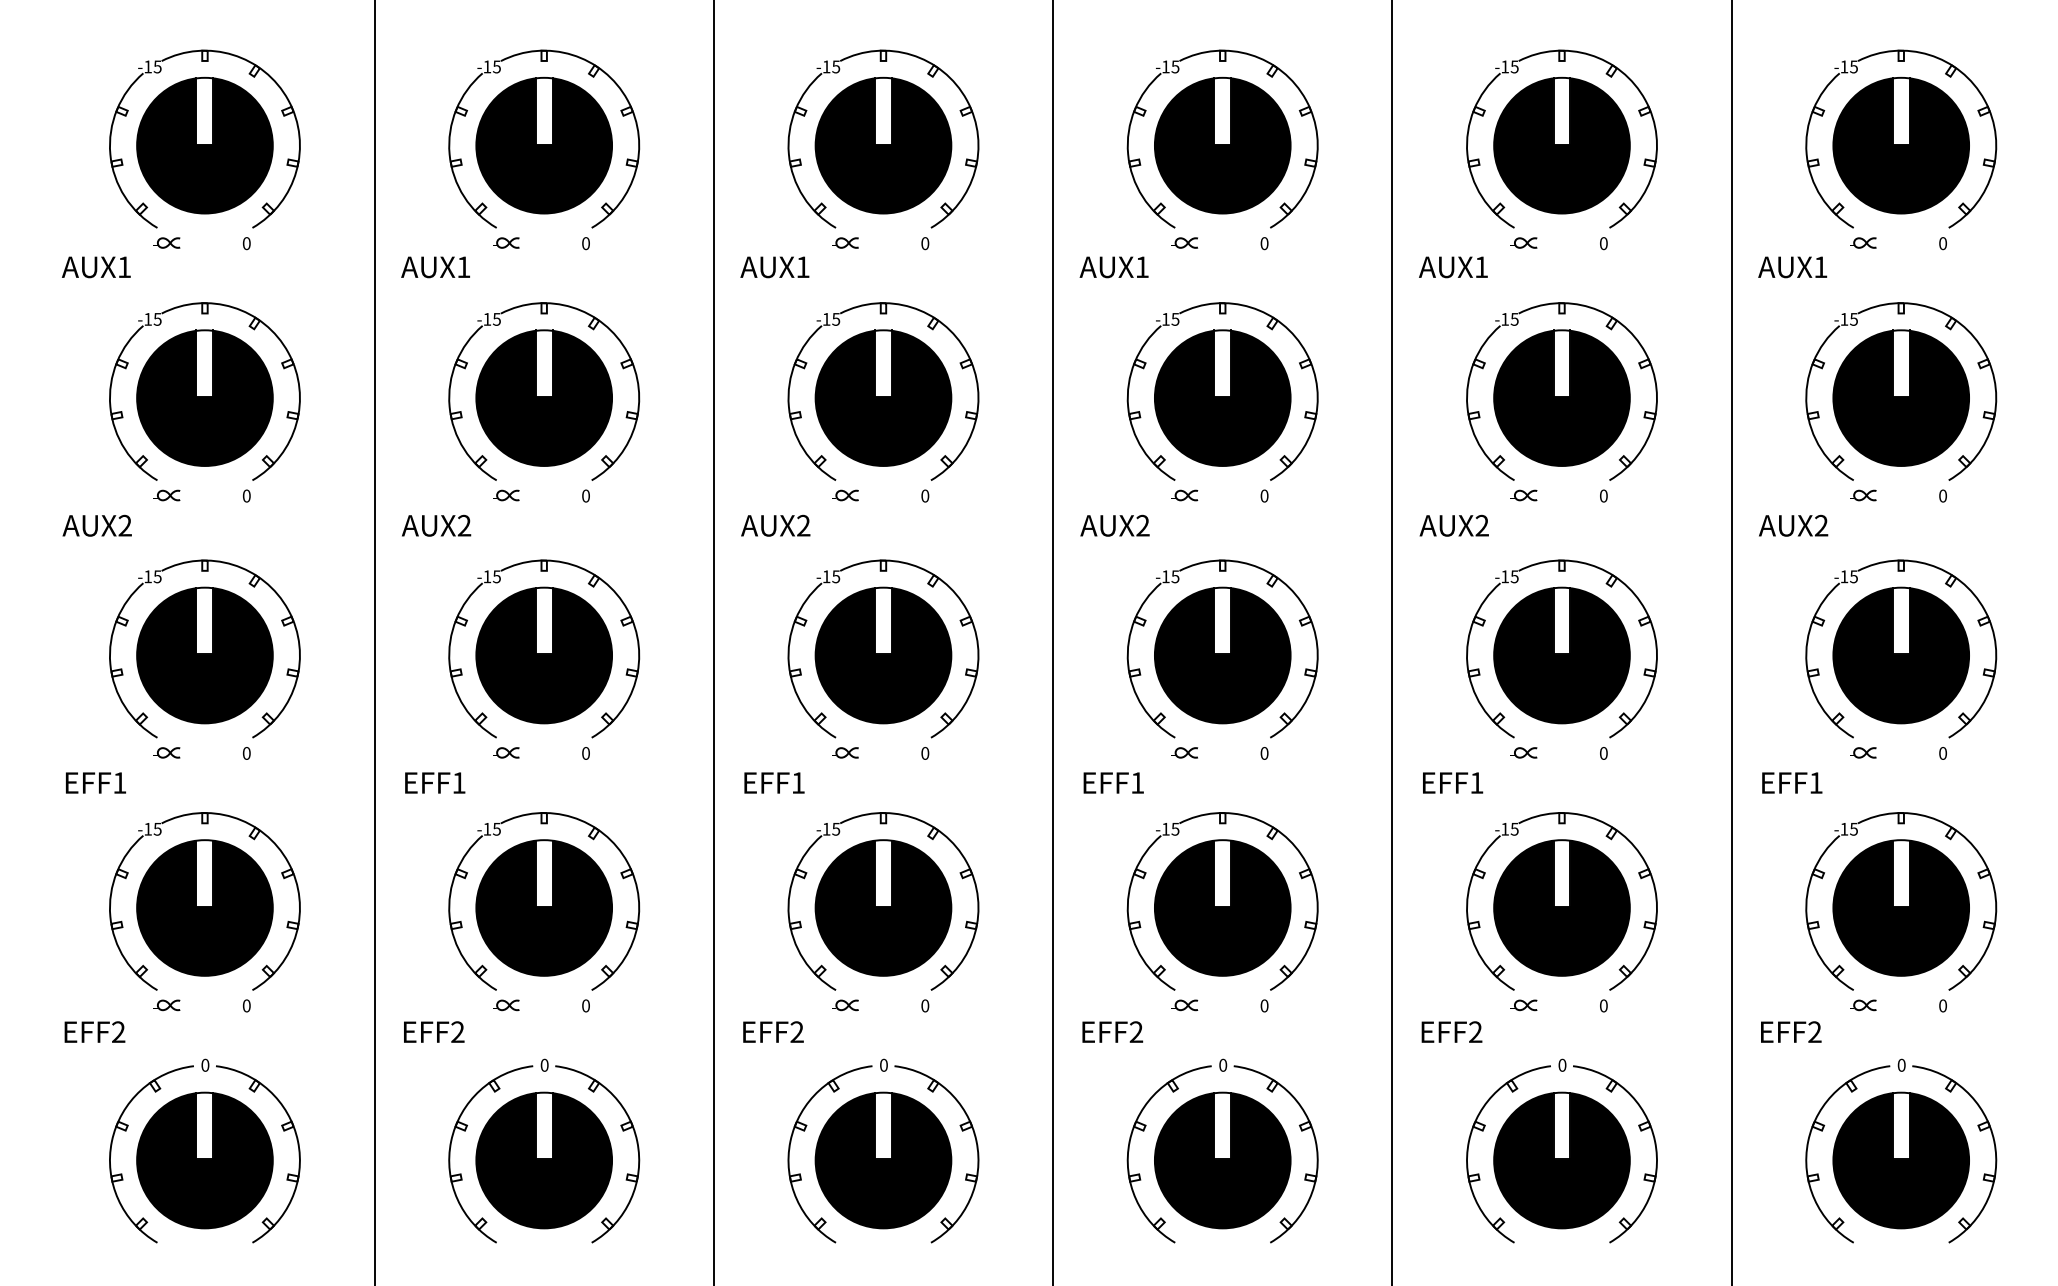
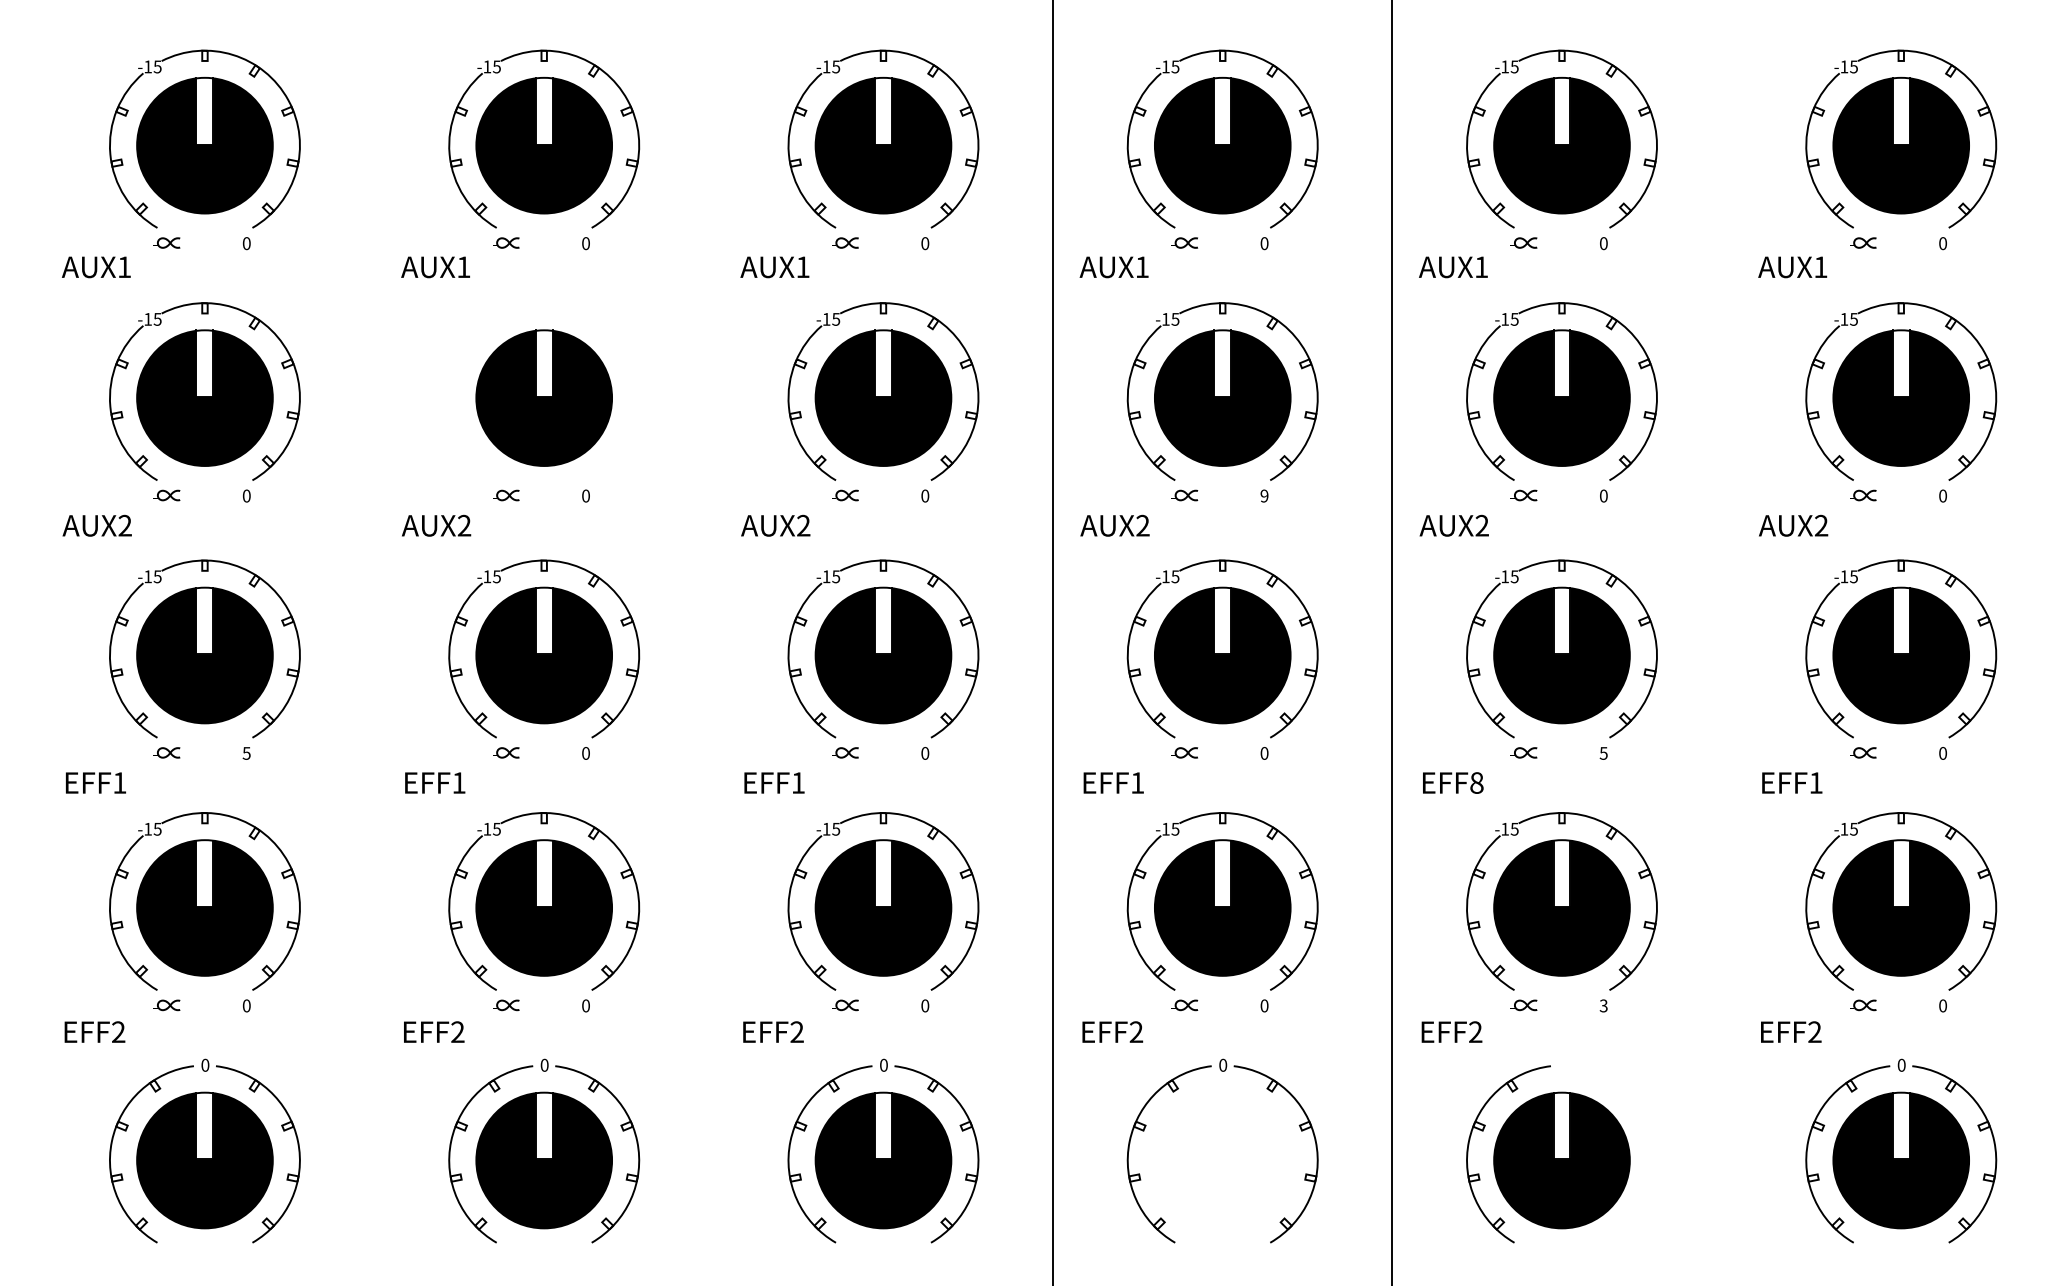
part: present -> none (544, 314)
text: 0 -> 9 (1264, 495)
line: present -> none (374, 642)
line: present -> none (713, 642)
line: present -> none (1731, 642)
text: 0 -> 5 (246, 753)
text: 0 -> 5 (1603, 753)
text: EFF1 -> EFF8 (1476, 782)
text: 0 -> 3 (1603, 1005)
part: present -> none (1640, 1131)
part: present -> none (1222, 1160)
